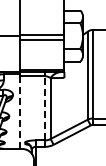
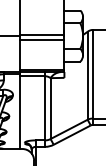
line: dashed -> solid (45, 107)
line: dashed -> solid (20, 113)
